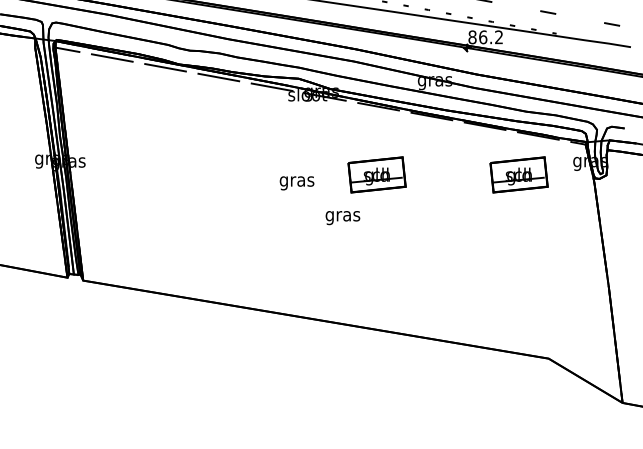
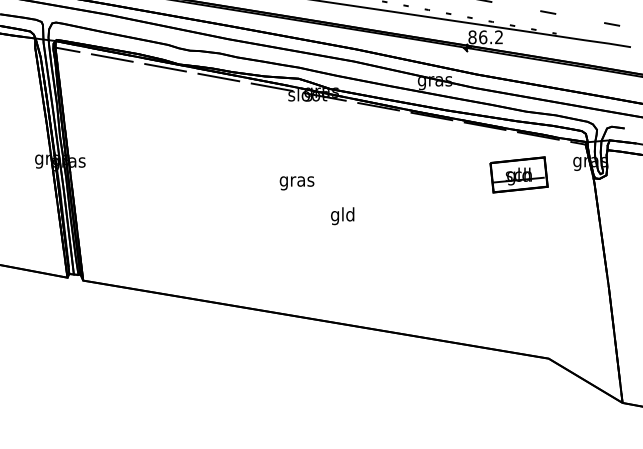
part: present -> none (376, 174)
text: gras -> gld (342, 216)
